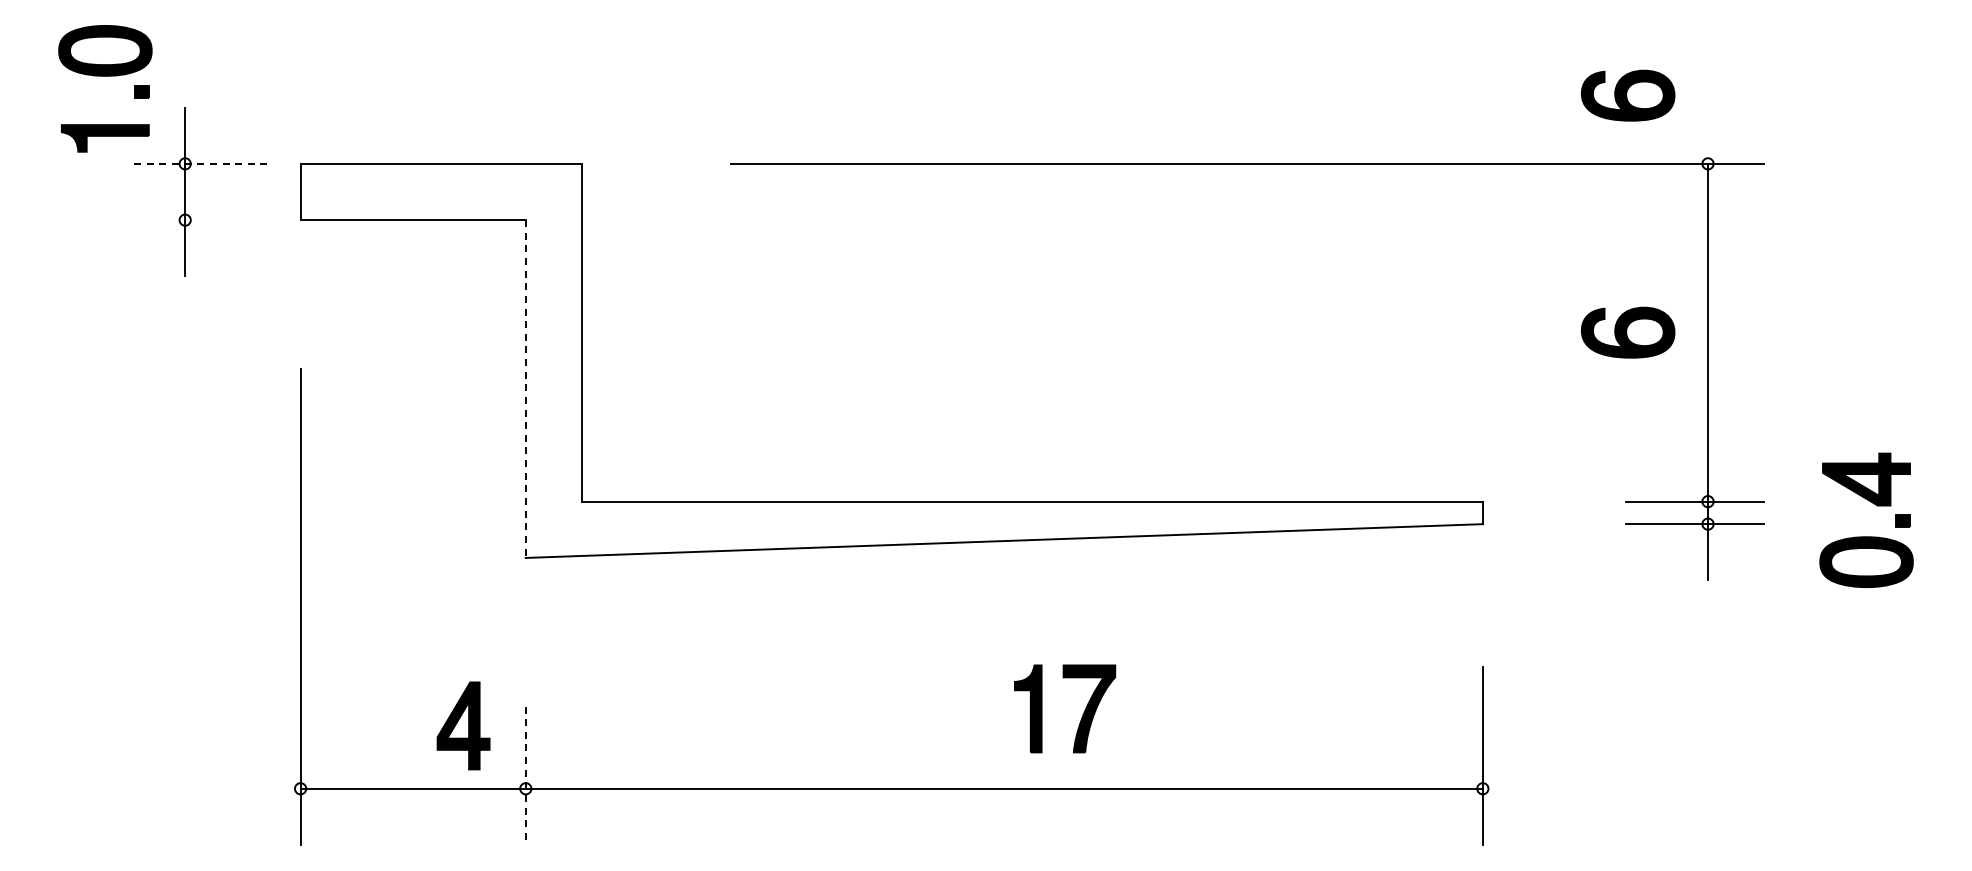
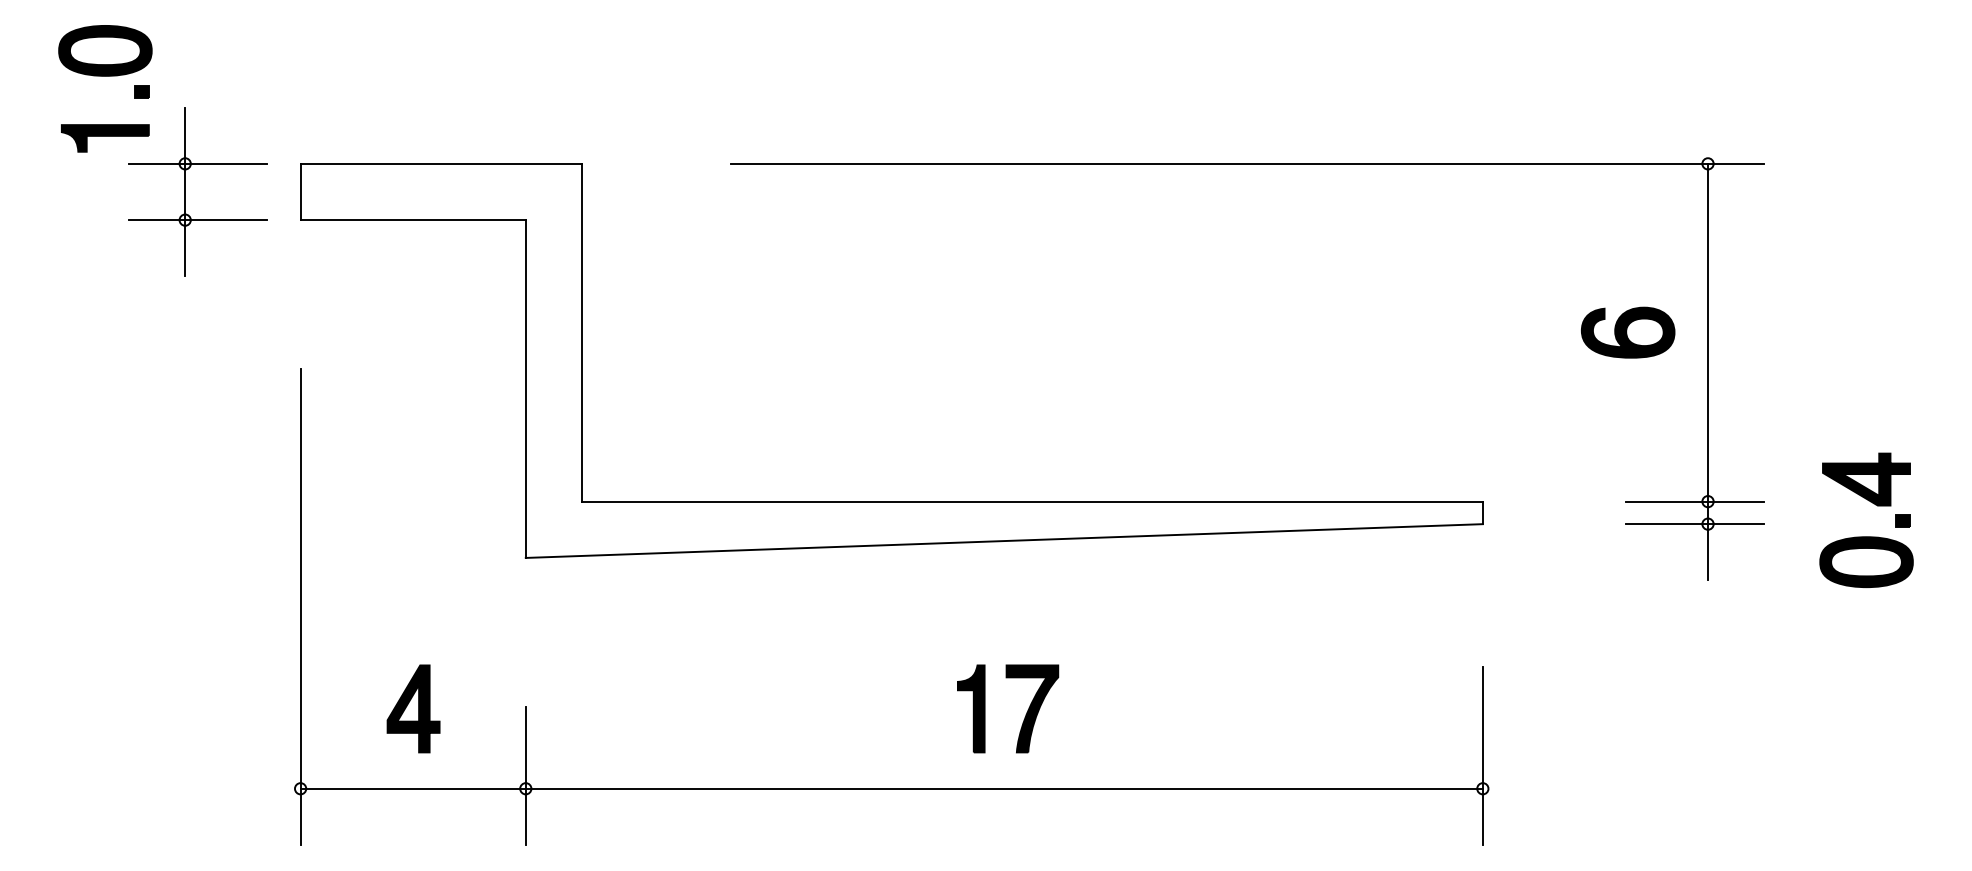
part: present -> none (1628, 95)
line: dashed -> solid (197, 163)
line: none -> present (197, 220)
line: dashed -> solid (525, 389)
part position: (1082, 714) -> (1025, 714) (1025, 714)
part position: (463, 725) -> (413, 708) (413, 708)
line: dashed -> solid (525, 776)
